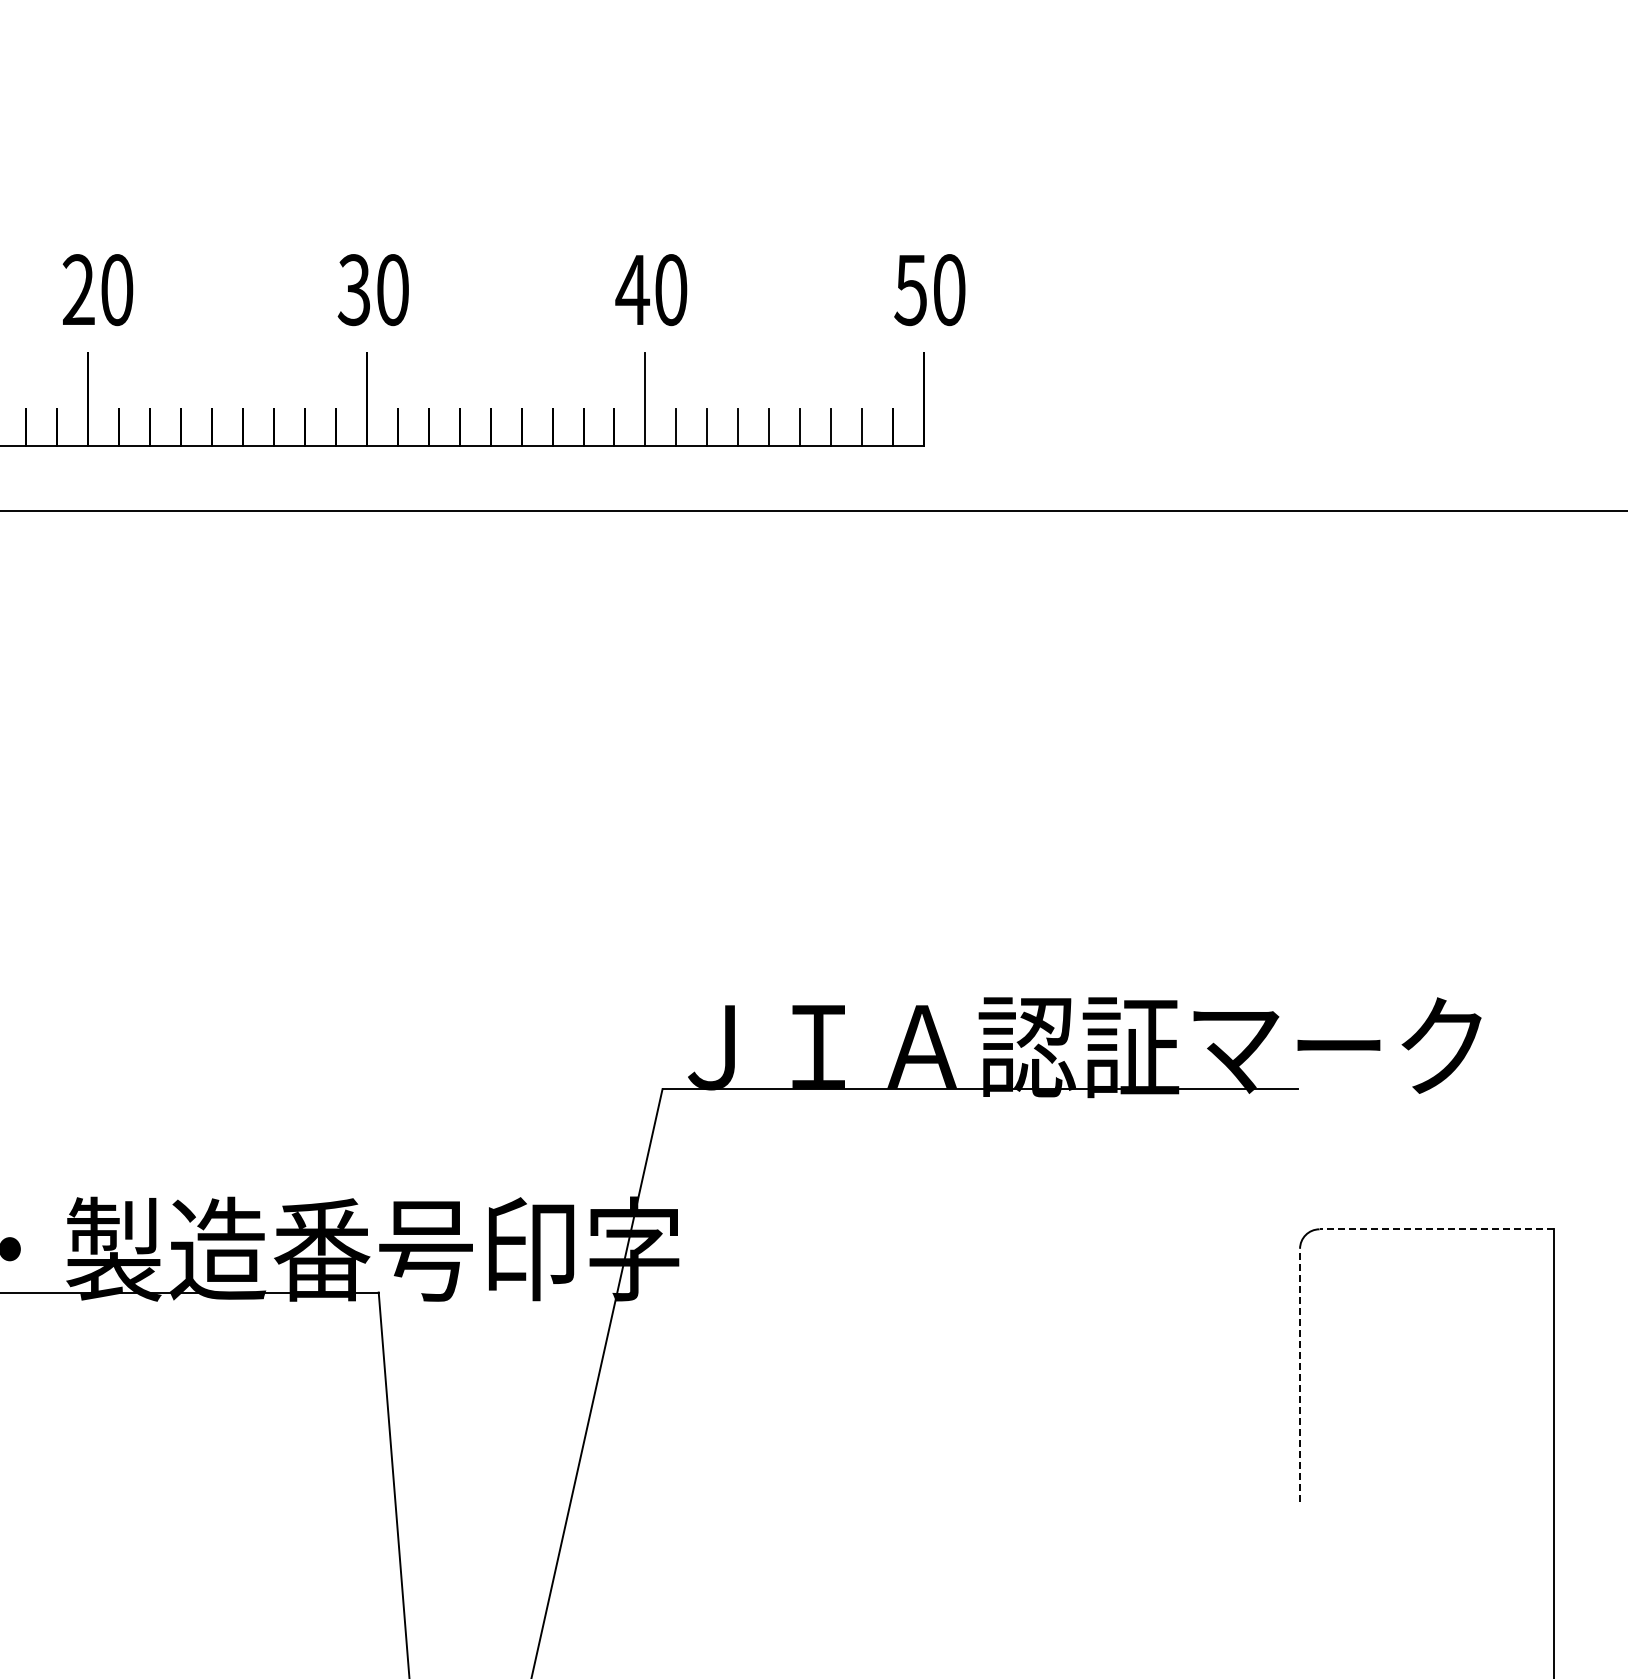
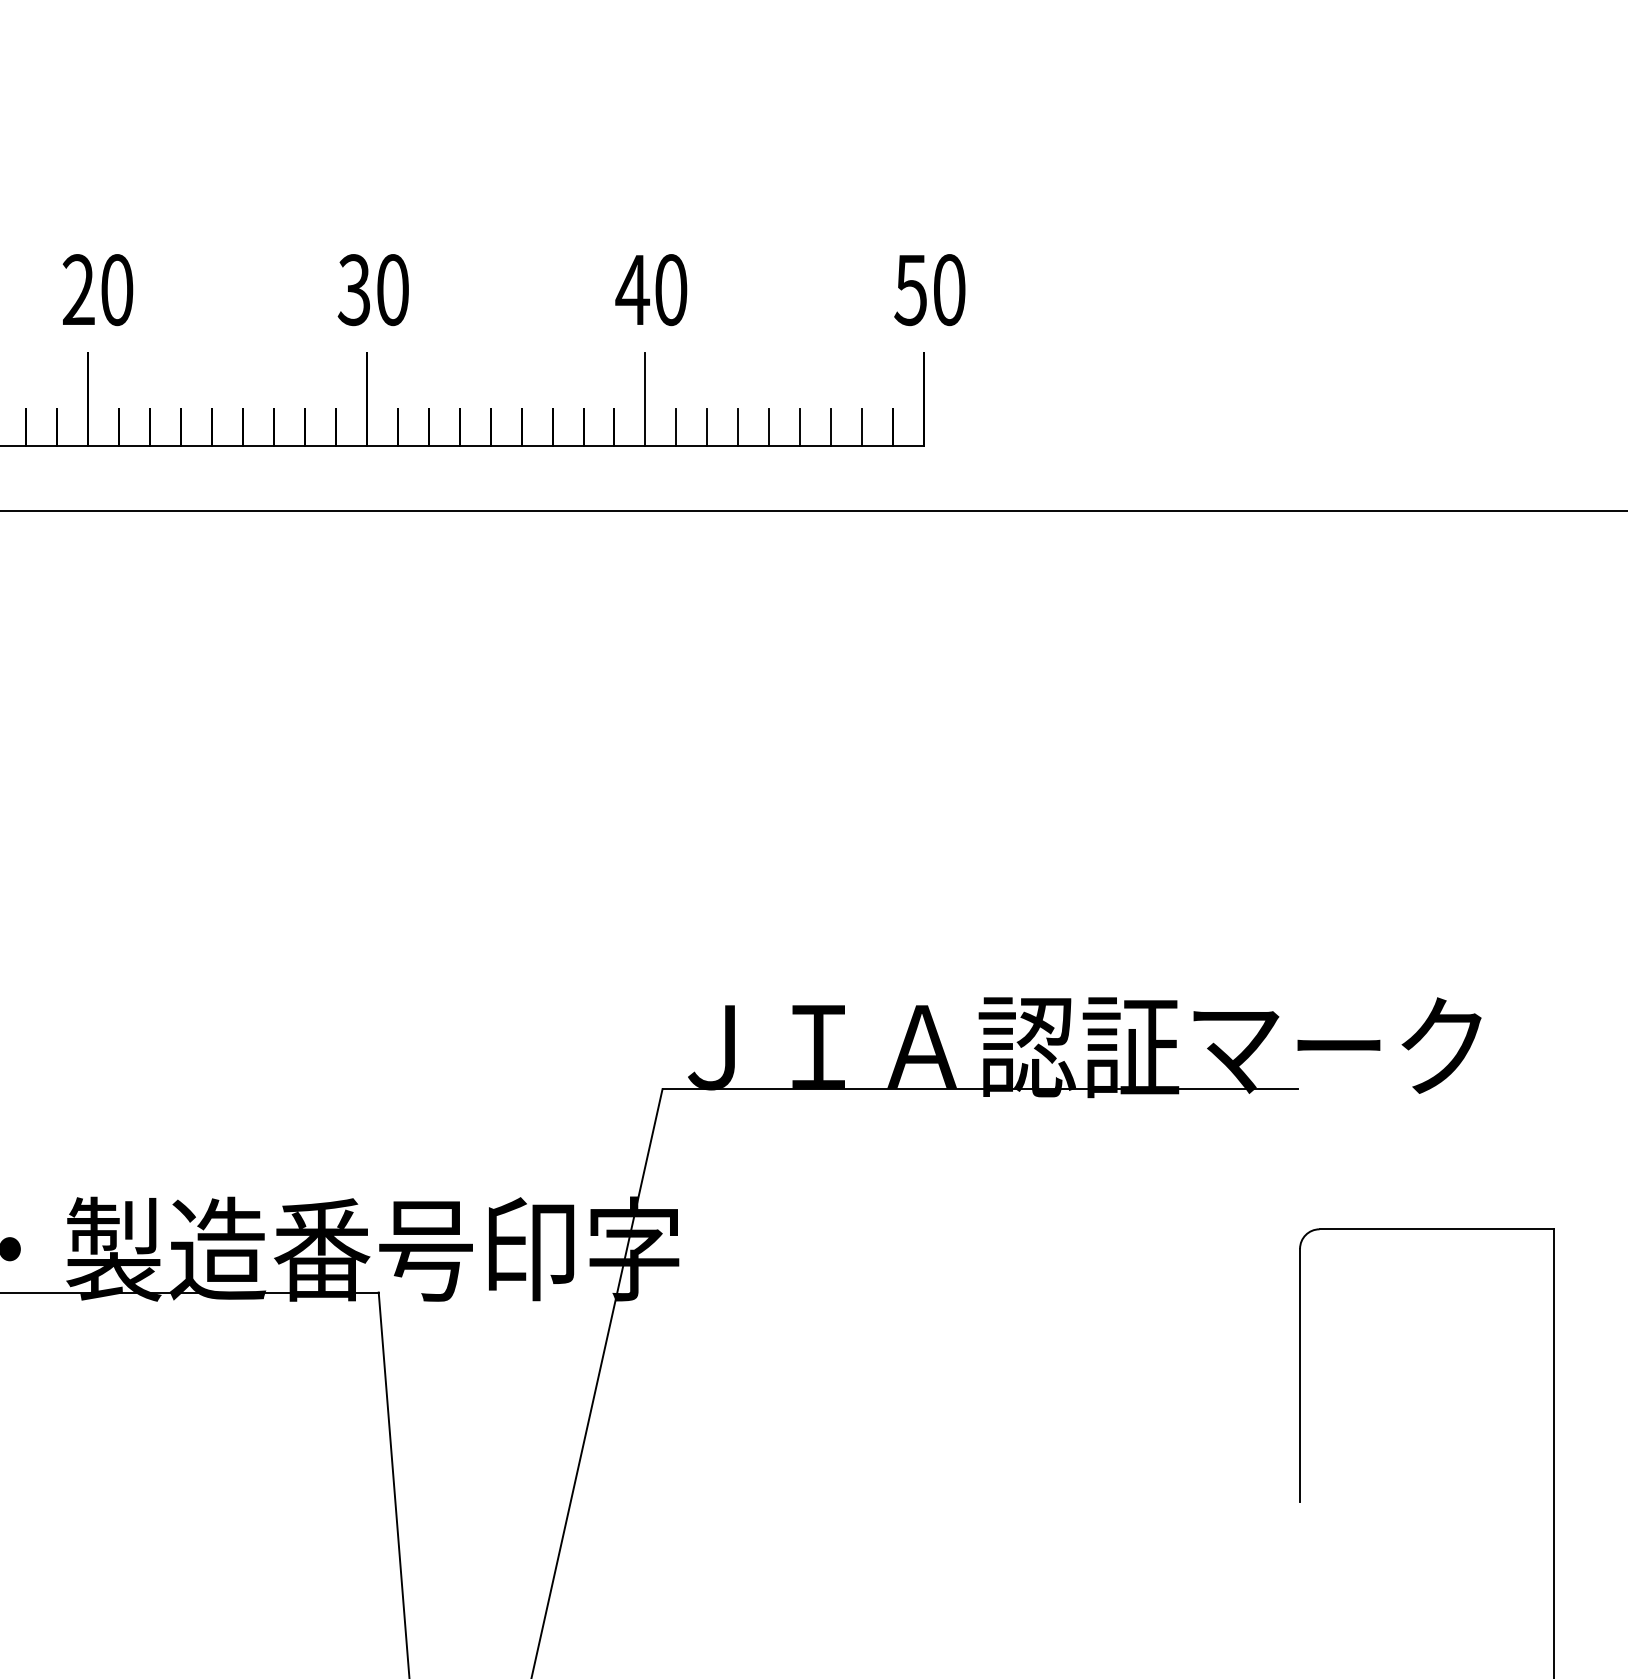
line: dashed -> solid (1436, 1229)
line: dashed -> solid (1300, 1375)
